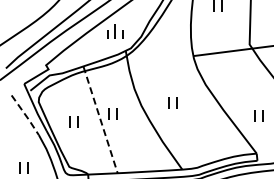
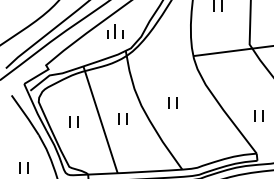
part position: (112, 113) -> (122, 118) (122, 118)
line: dashed -> solid (25, 115)
line: dashed -> solid (100, 119)
